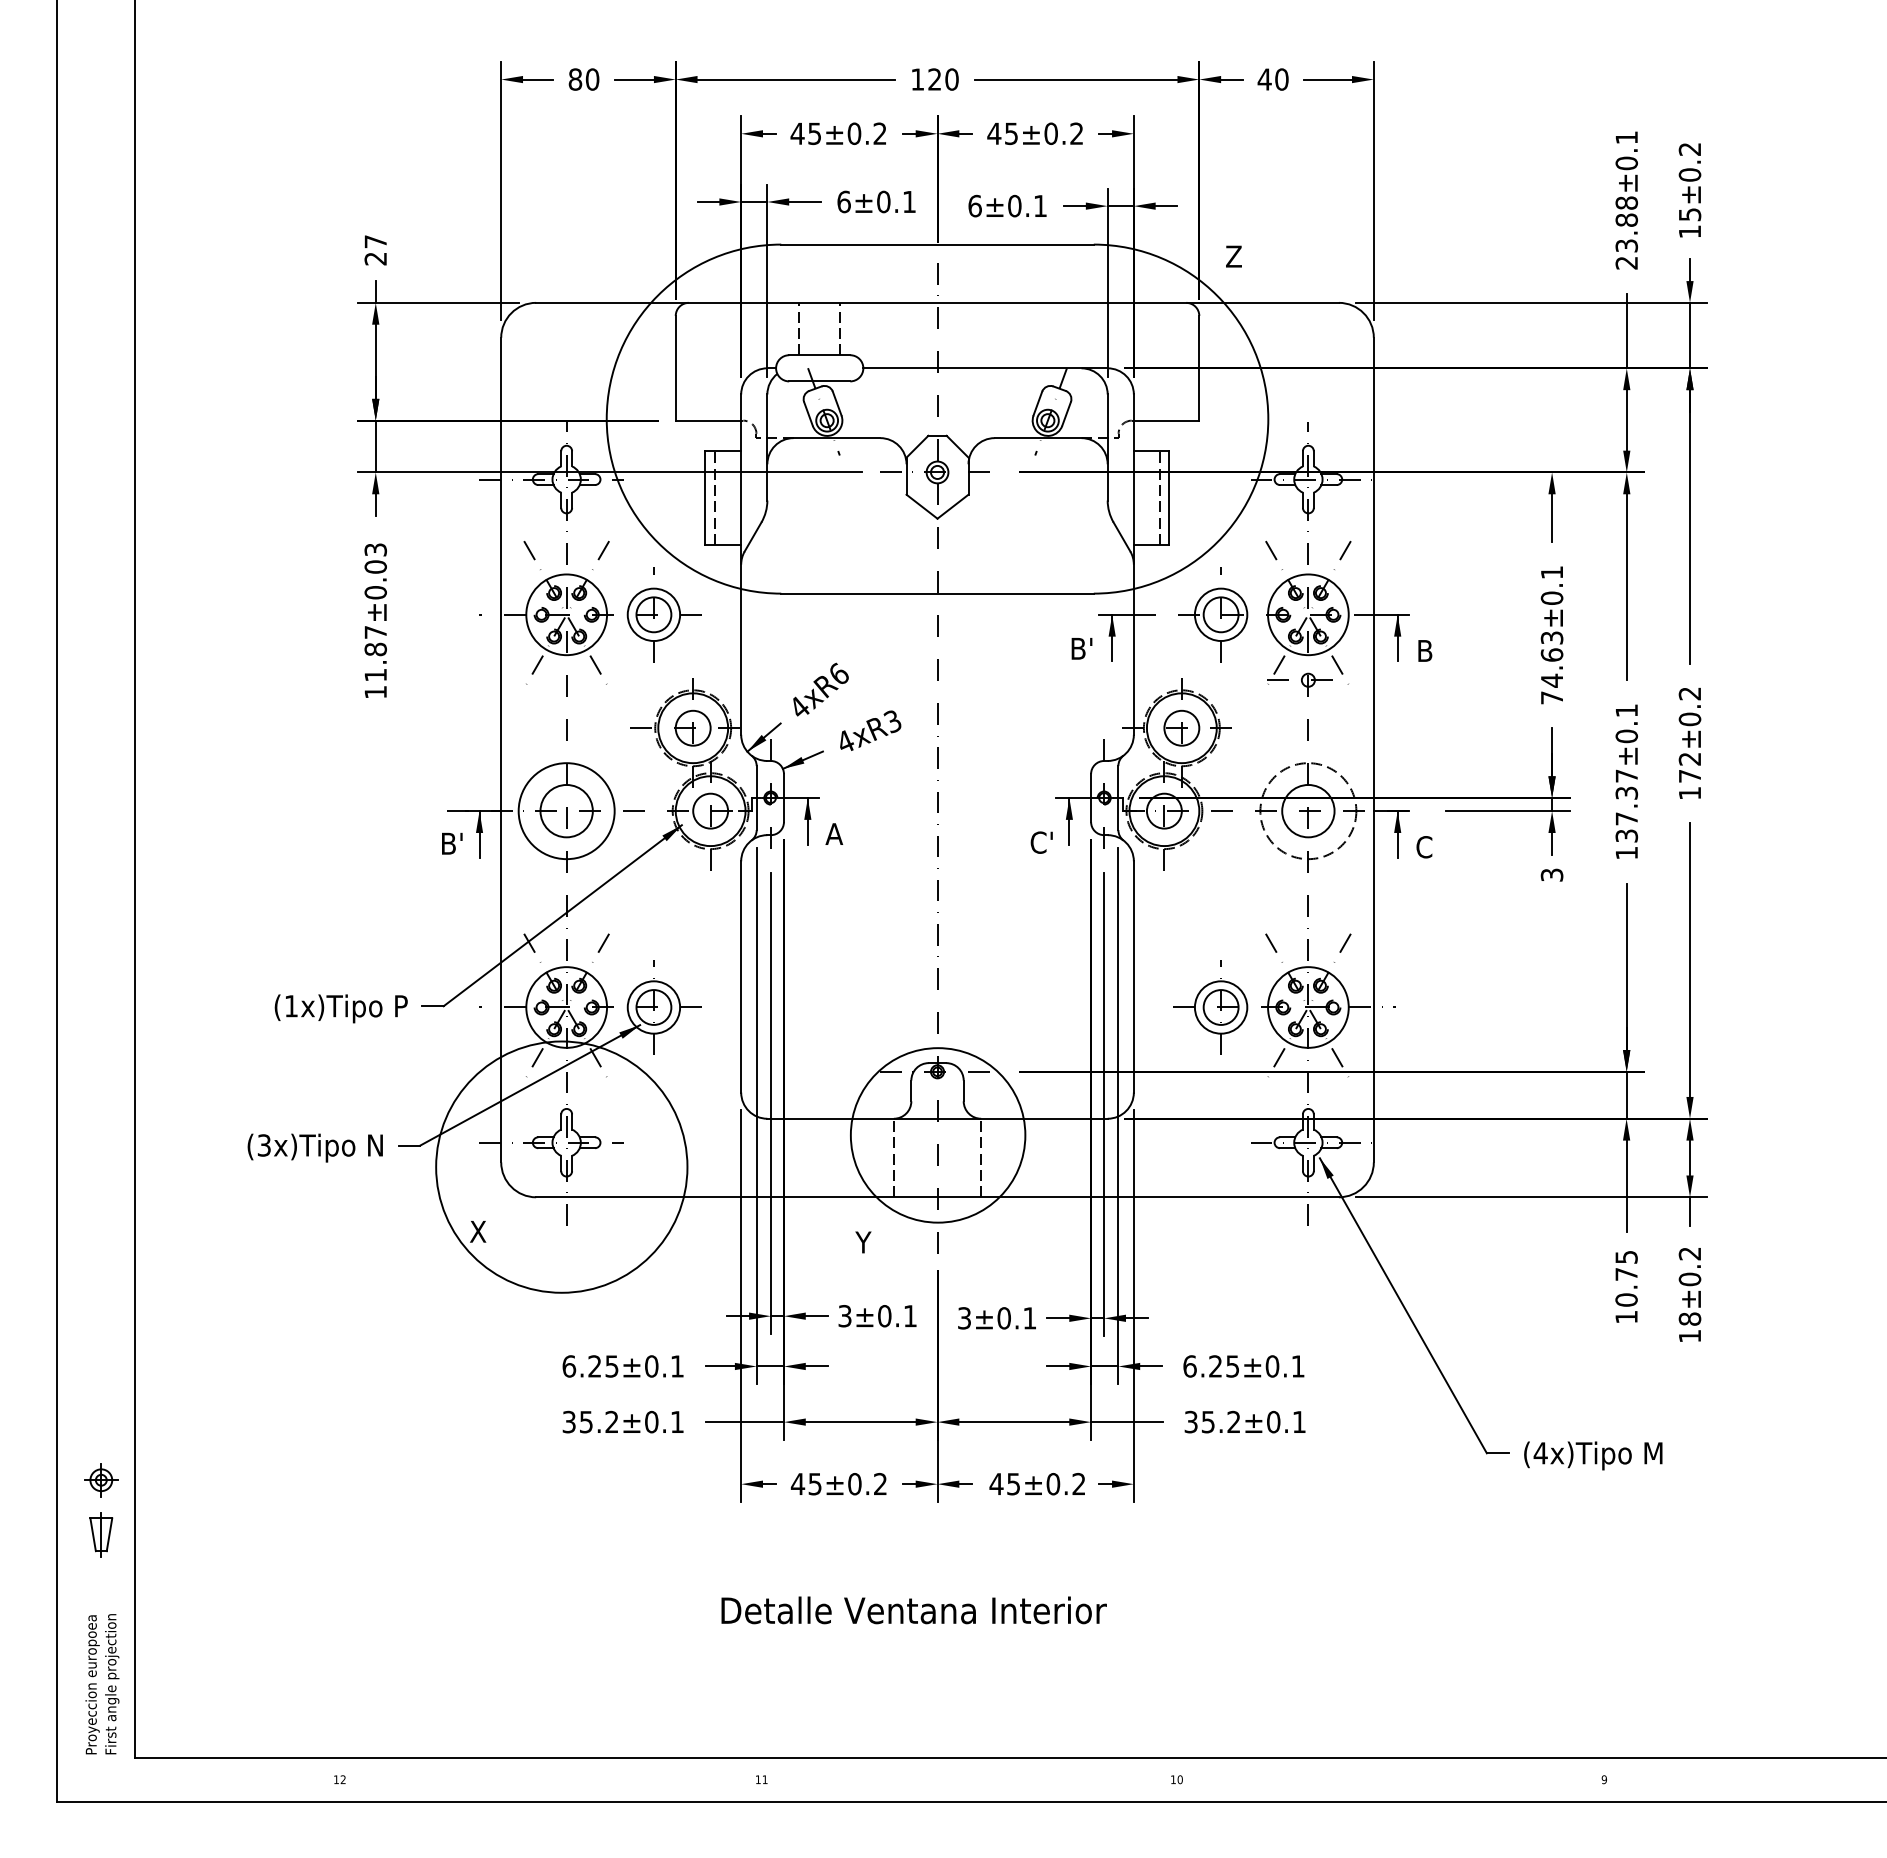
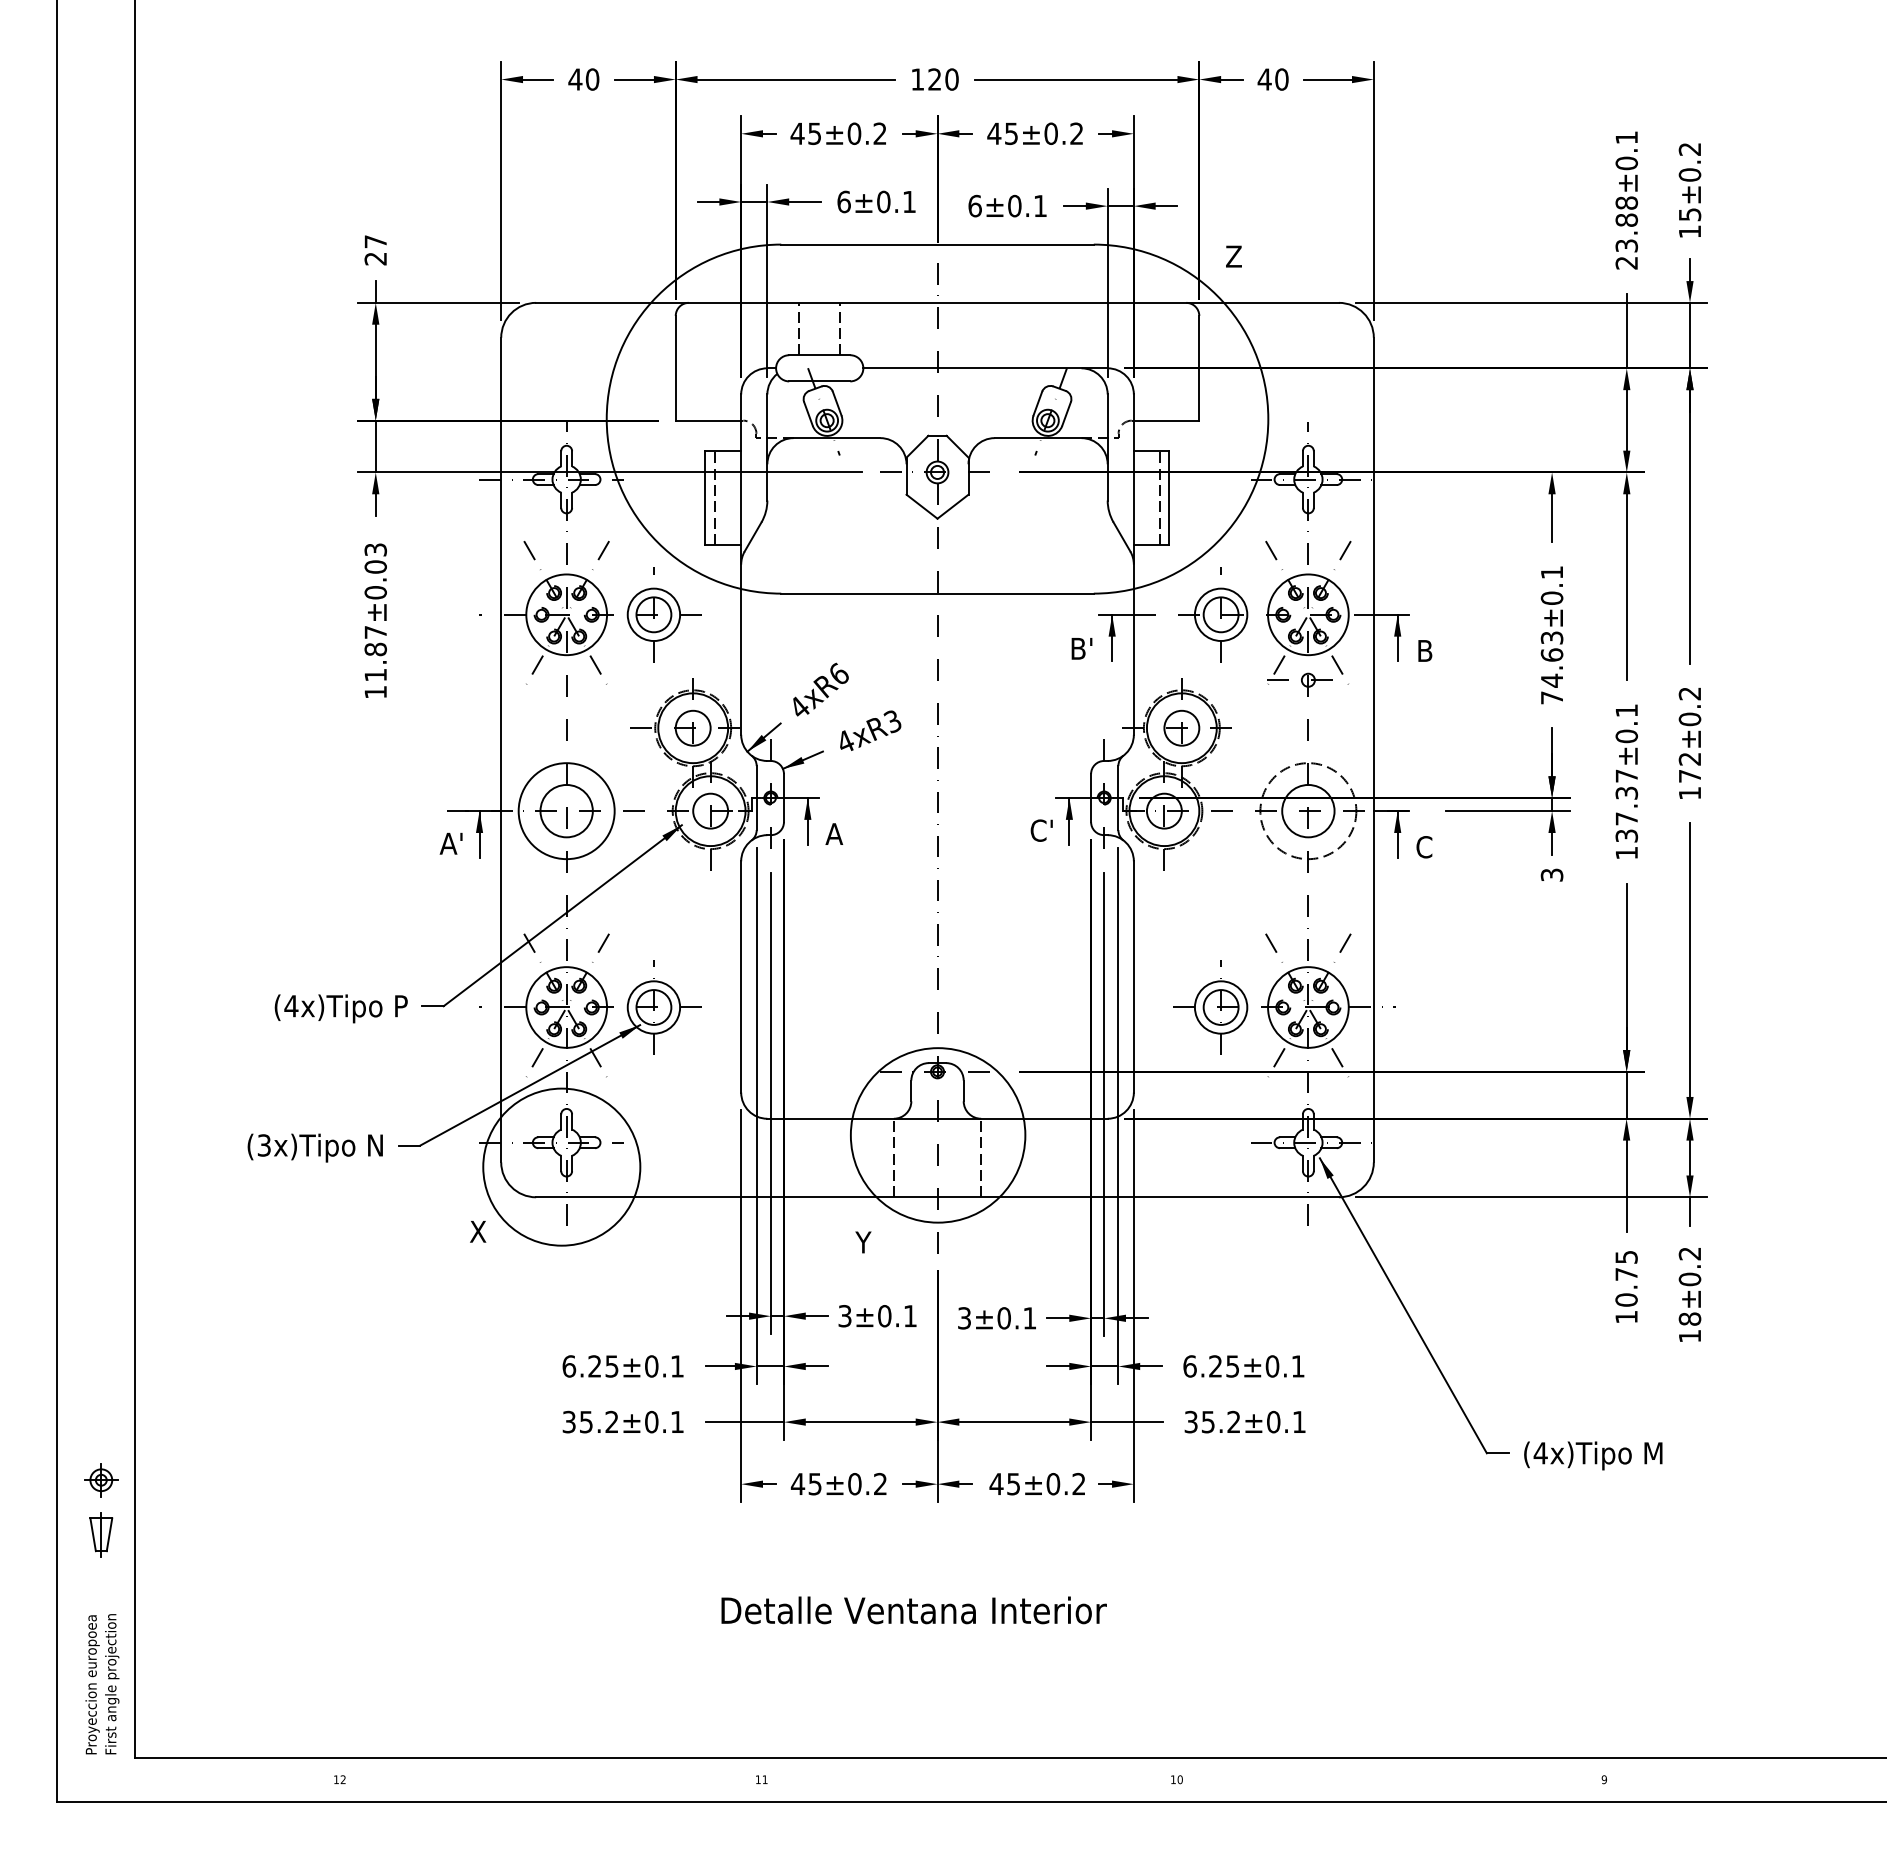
text: 80 -> 40 (575, 79)
text position: (1041, 842) -> (1041, 830) (1041, 830)
text: B' -> A' (448, 843)
text: (1x)Tipo -> (4x)Tipo (291, 1006)
circle diameter: 251 px -> 157 px (561, 1166)
